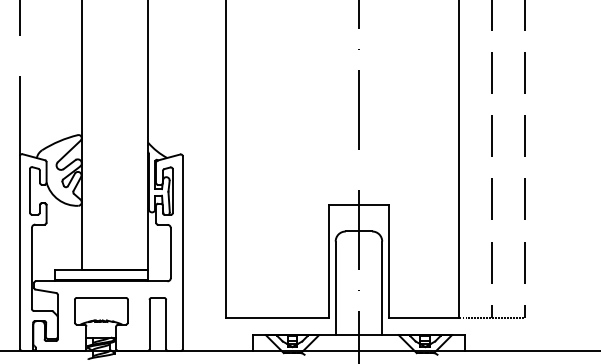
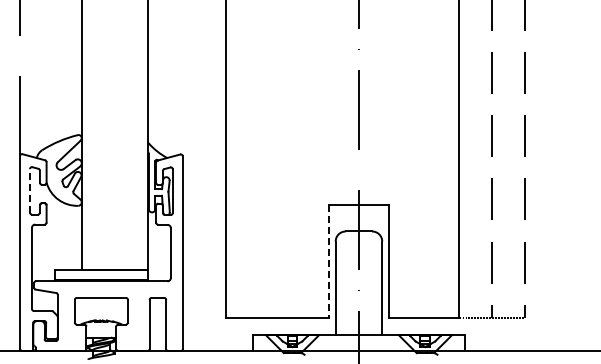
line: solid -> dashed (29, 190)
line: solid -> dashed (329, 261)
